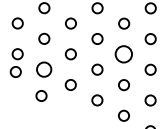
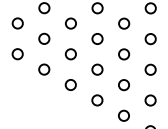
circle size: 19x19 px -> 13x13 px (124, 54)
circle size: 17x17 px -> 13x13 px (44, 69)
circle: present -> none (15, 71)
circle: present -> none (41, 95)
